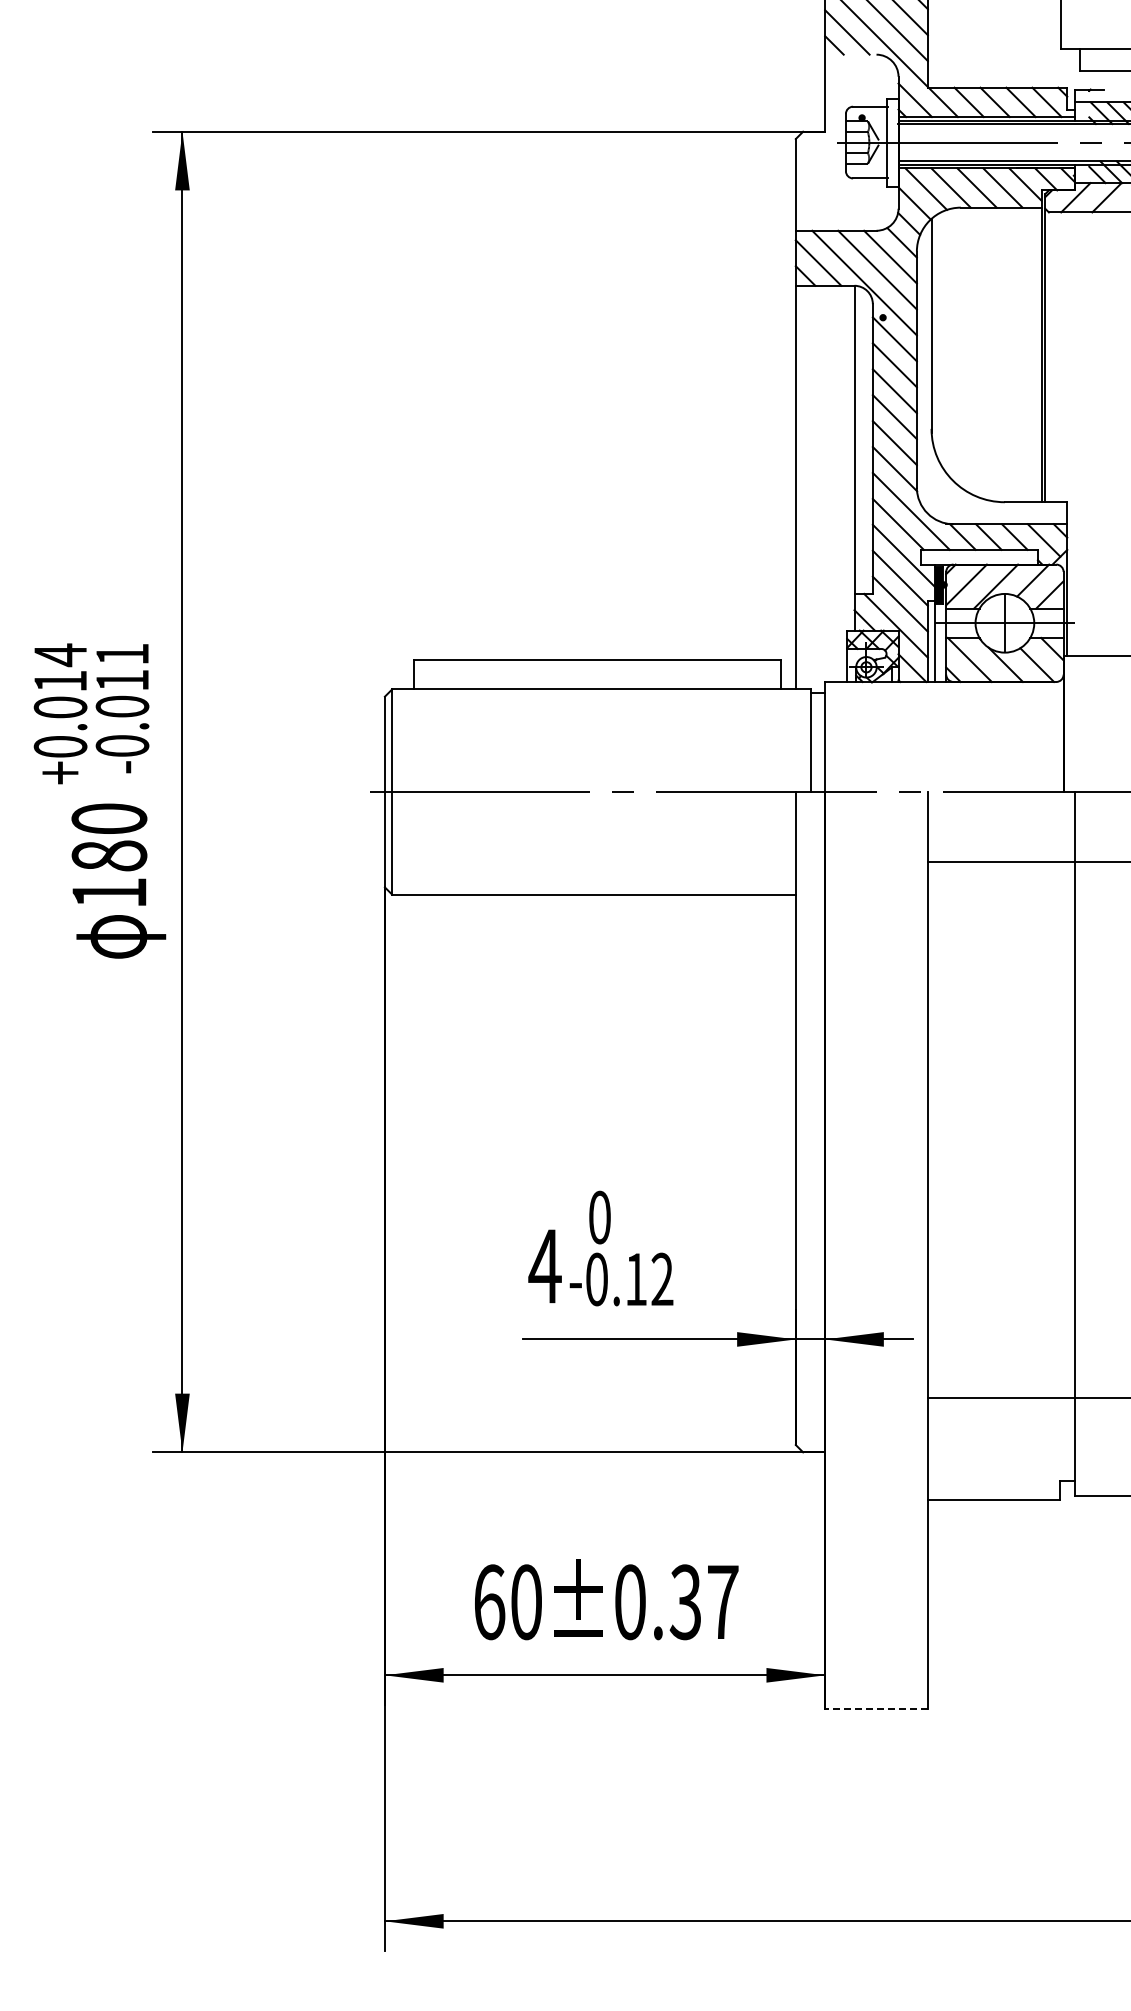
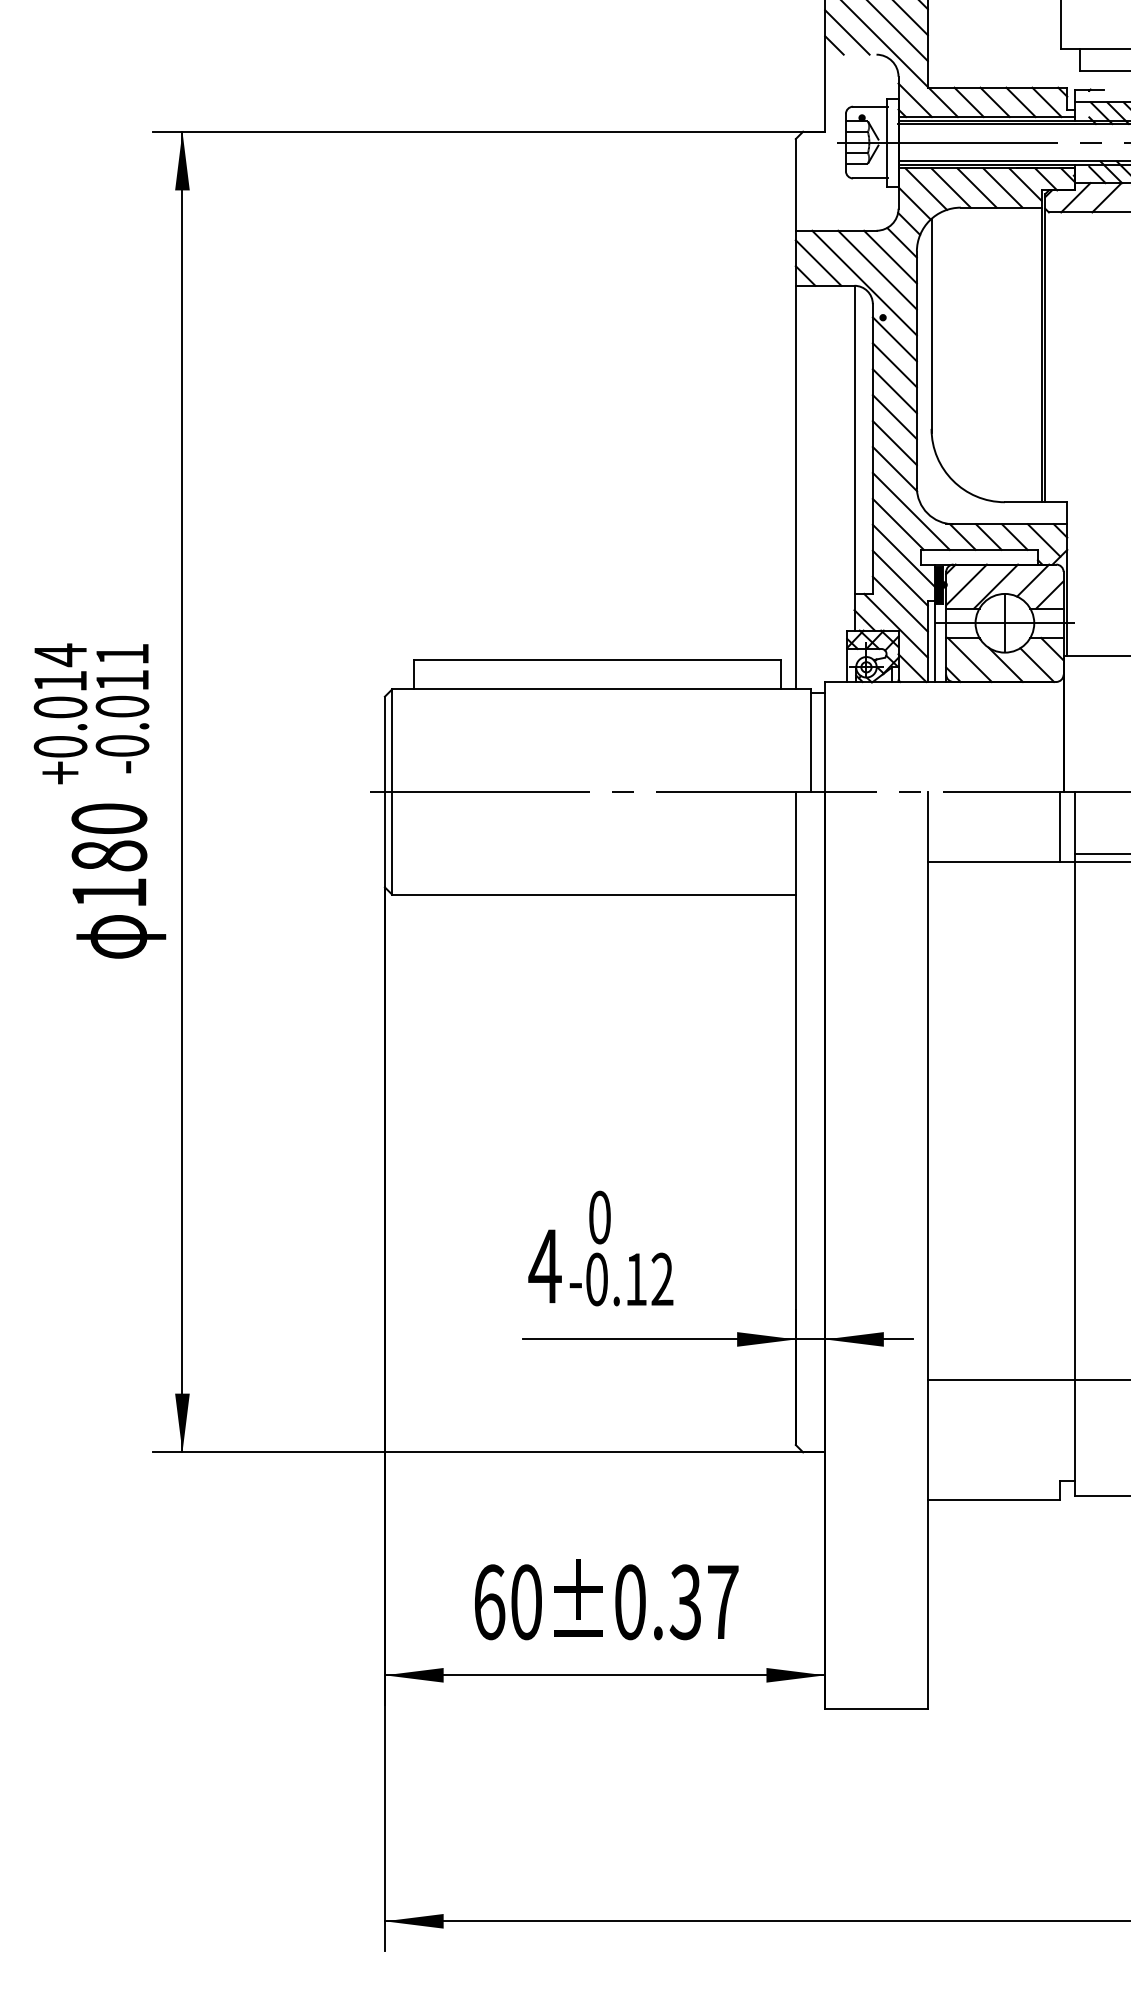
line: none -> present (1059, 826)
line: none -> present (1100, 854)
line position: (1027, 1398) -> (1027, 1380) (1027, 1380)
line: dashed -> solid (876, 1709)
